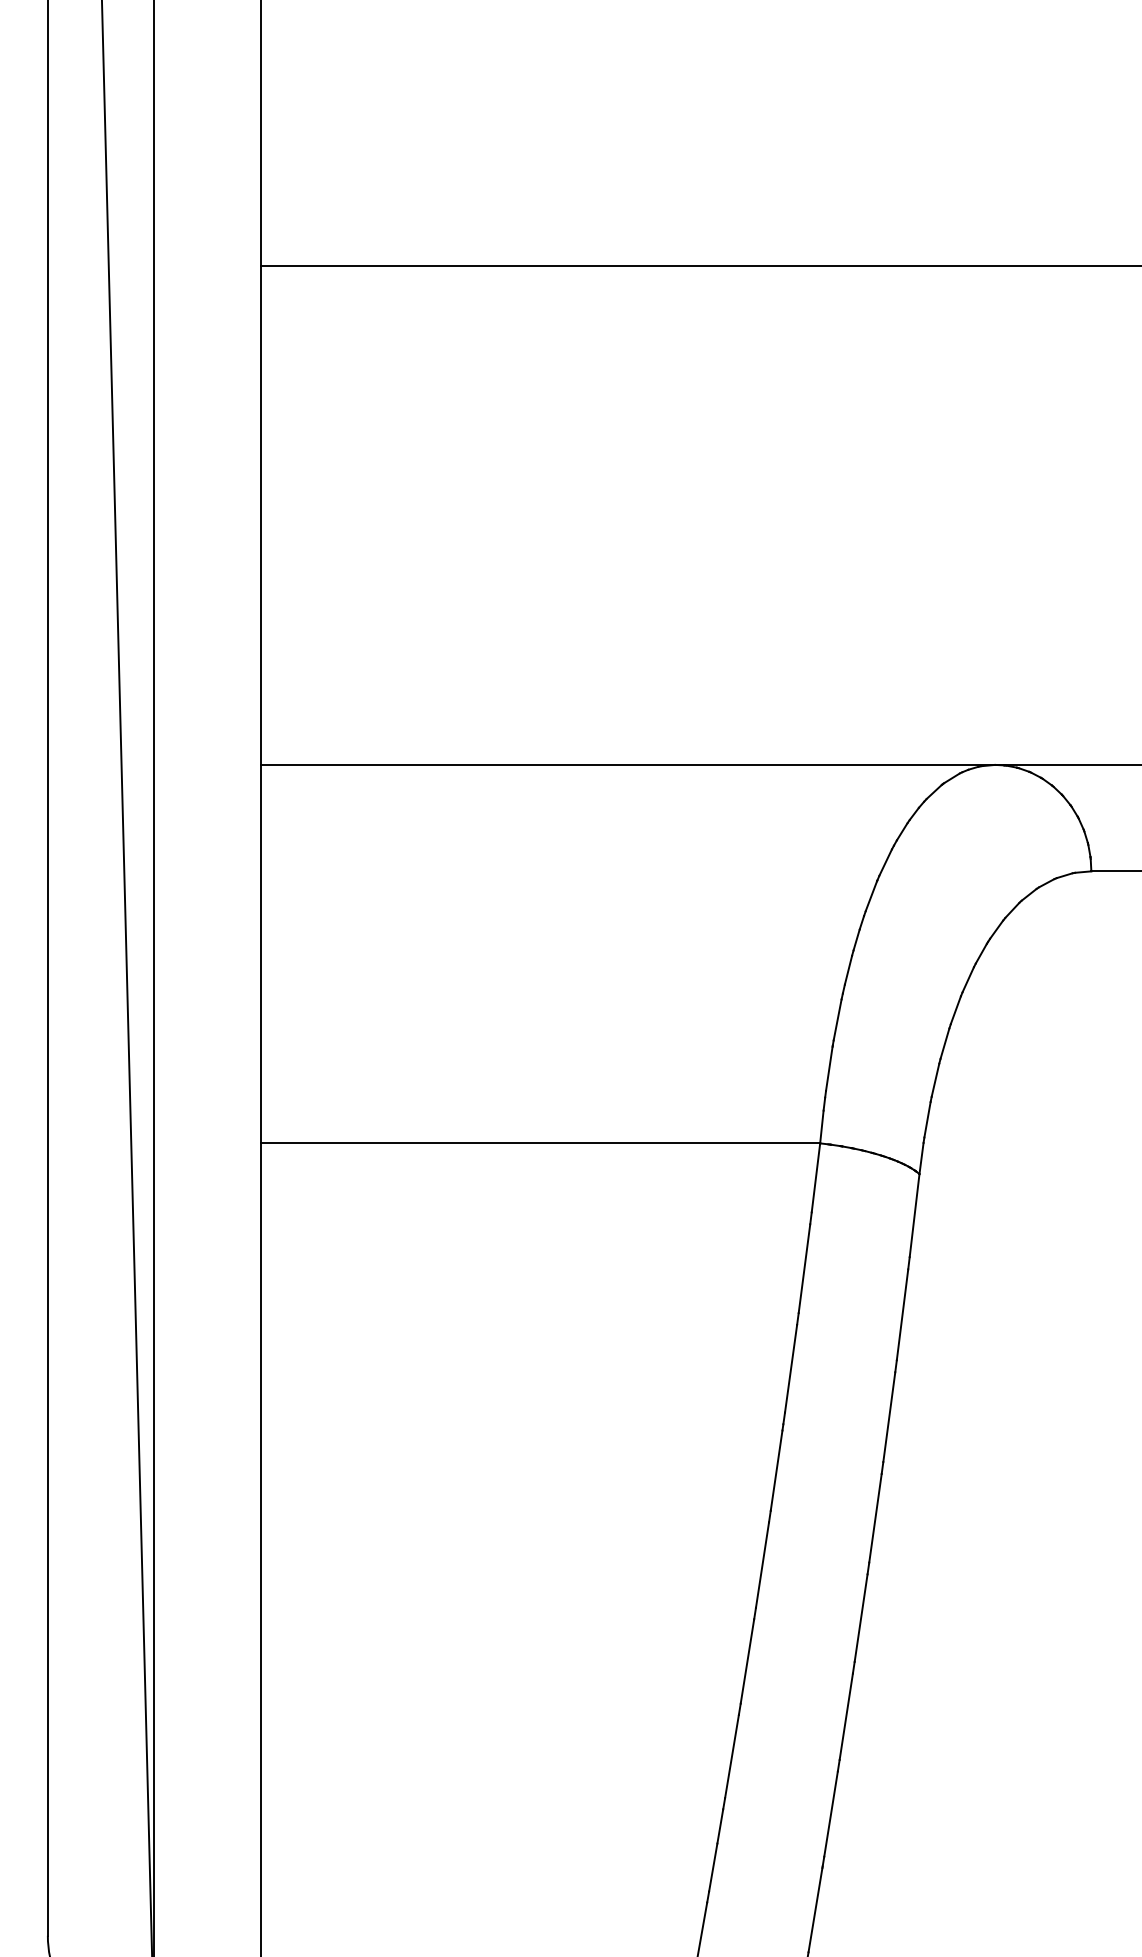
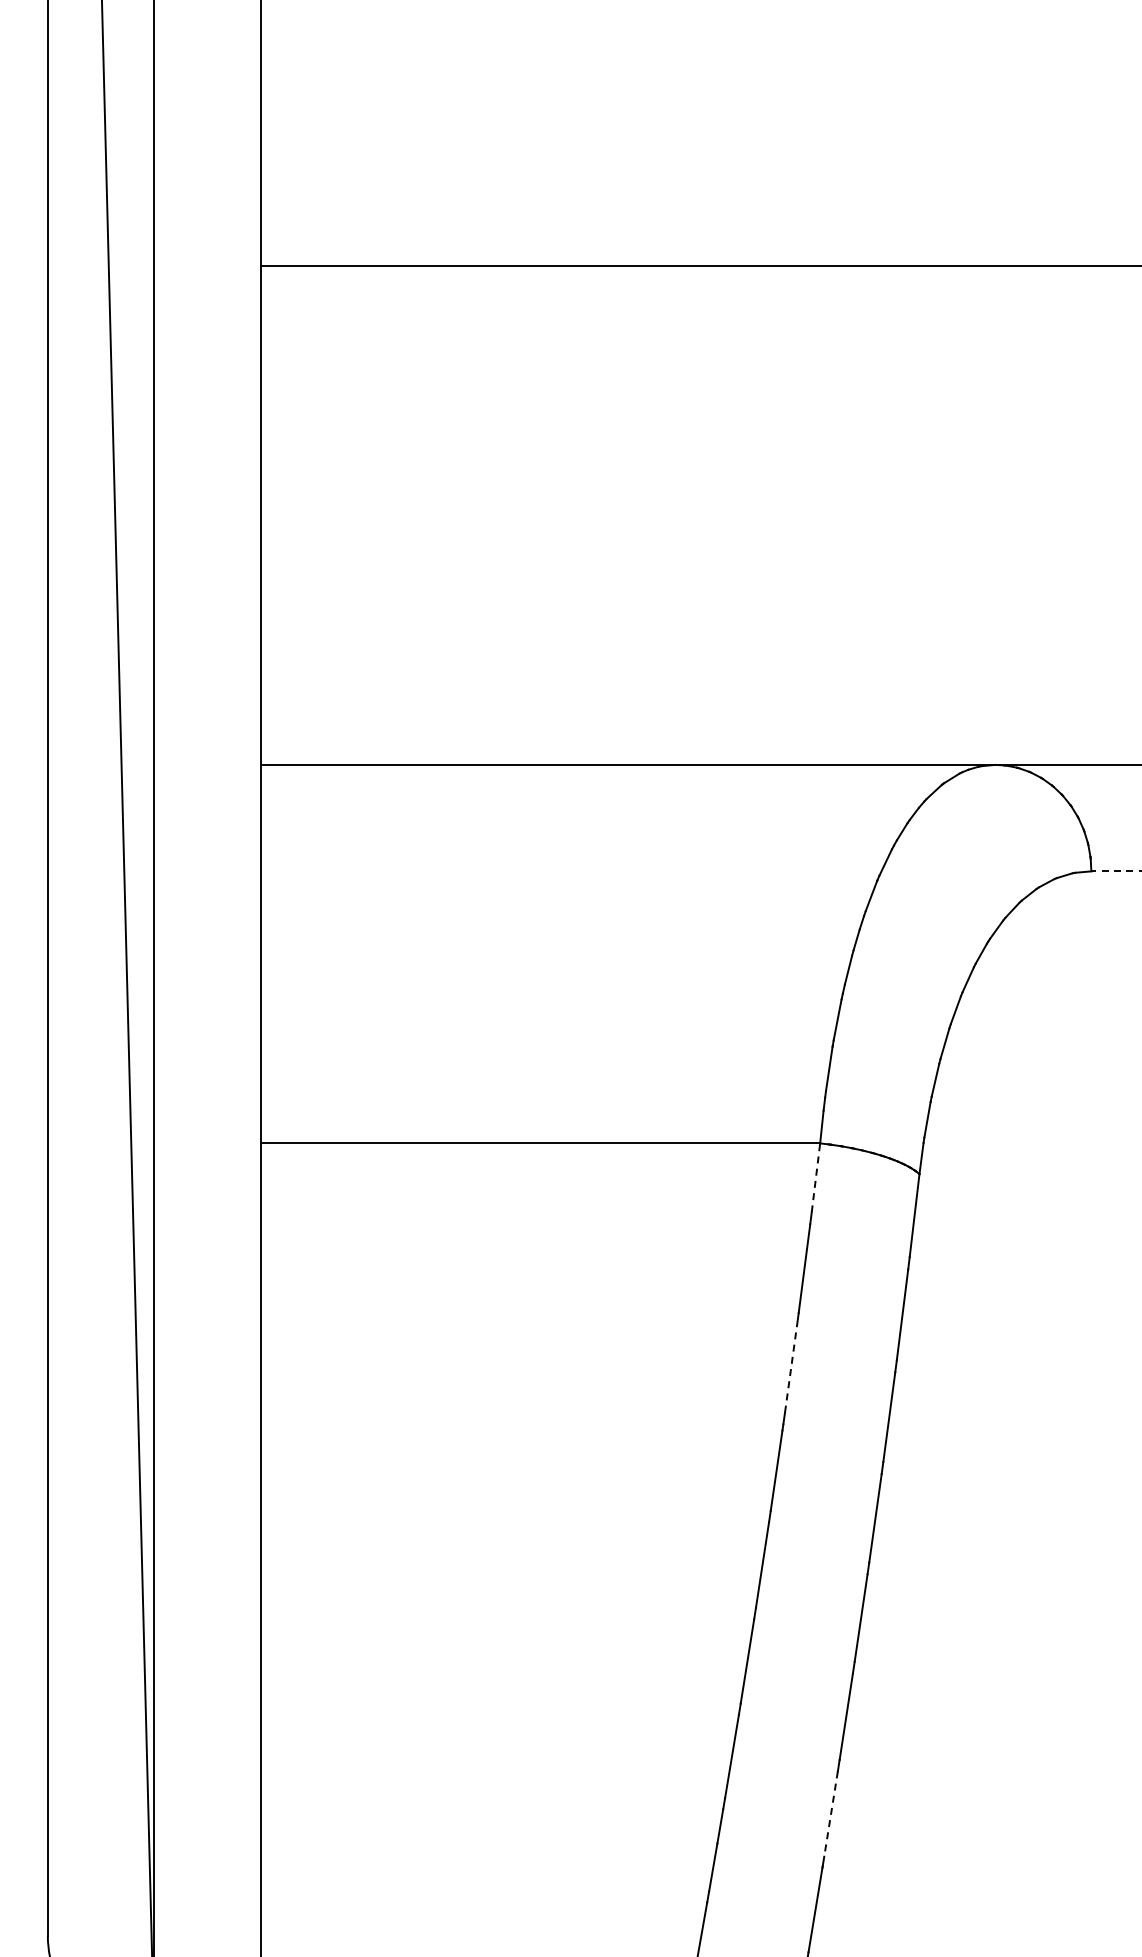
line: solid -> dashed (1116, 871)
line: solid -> dashed (815, 1177)
line: solid -> dashed (791, 1368)
line: solid -> dashed (830, 1814)
